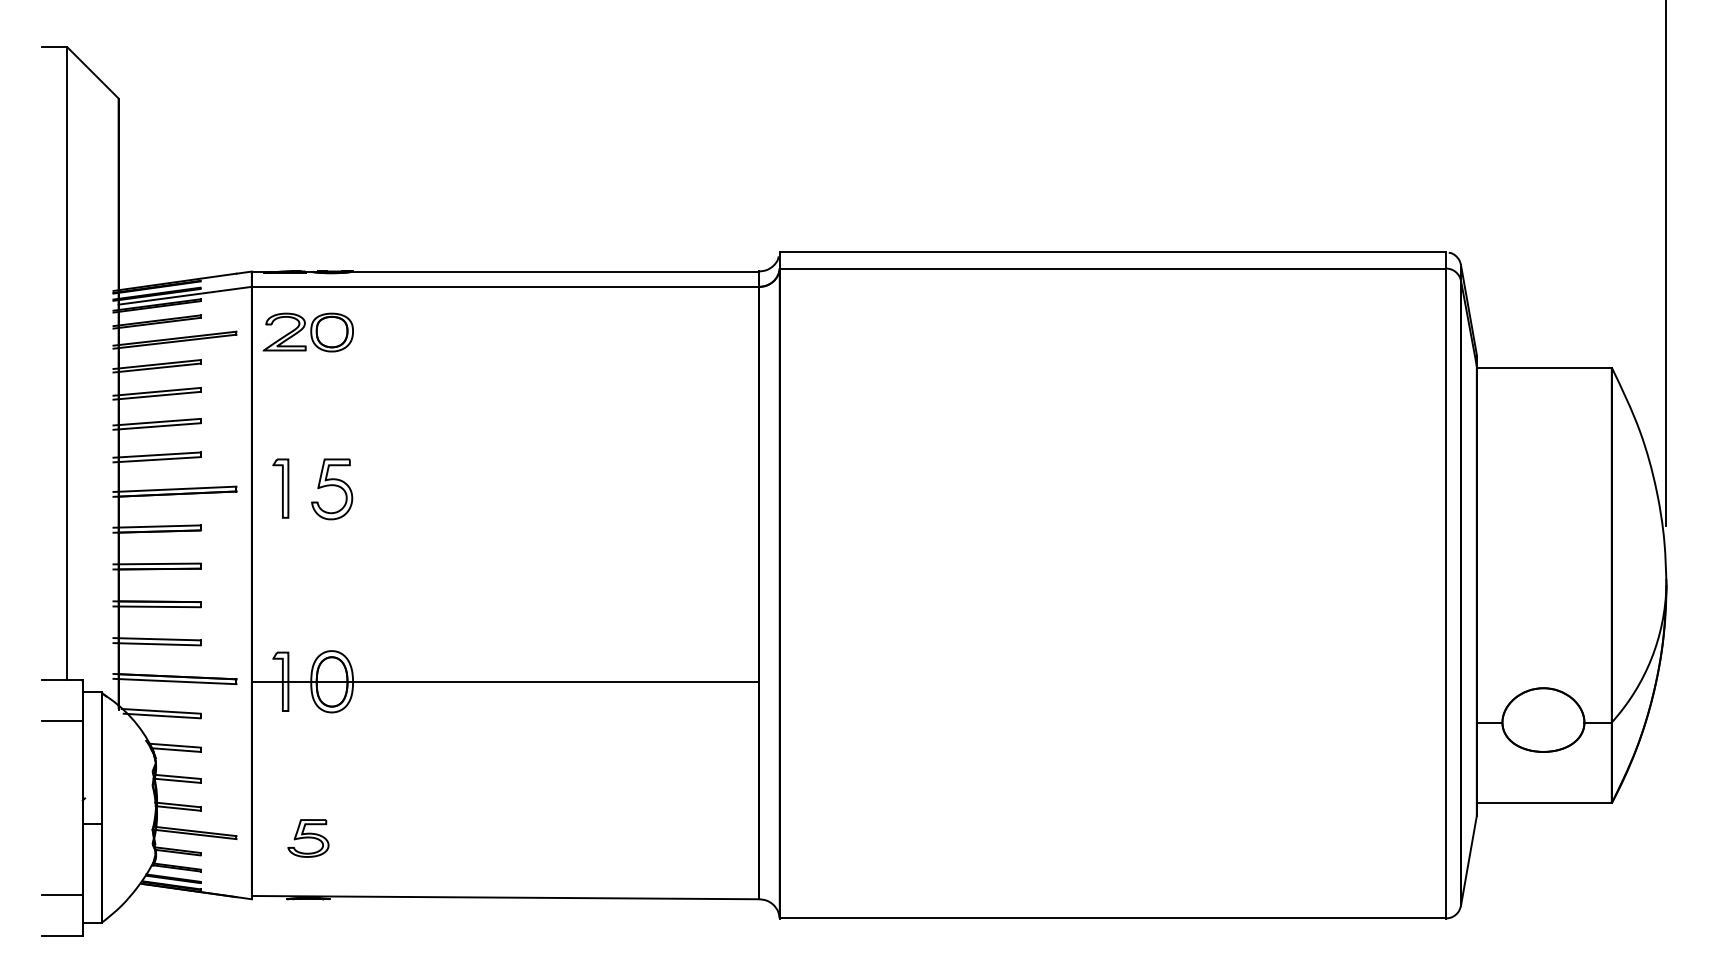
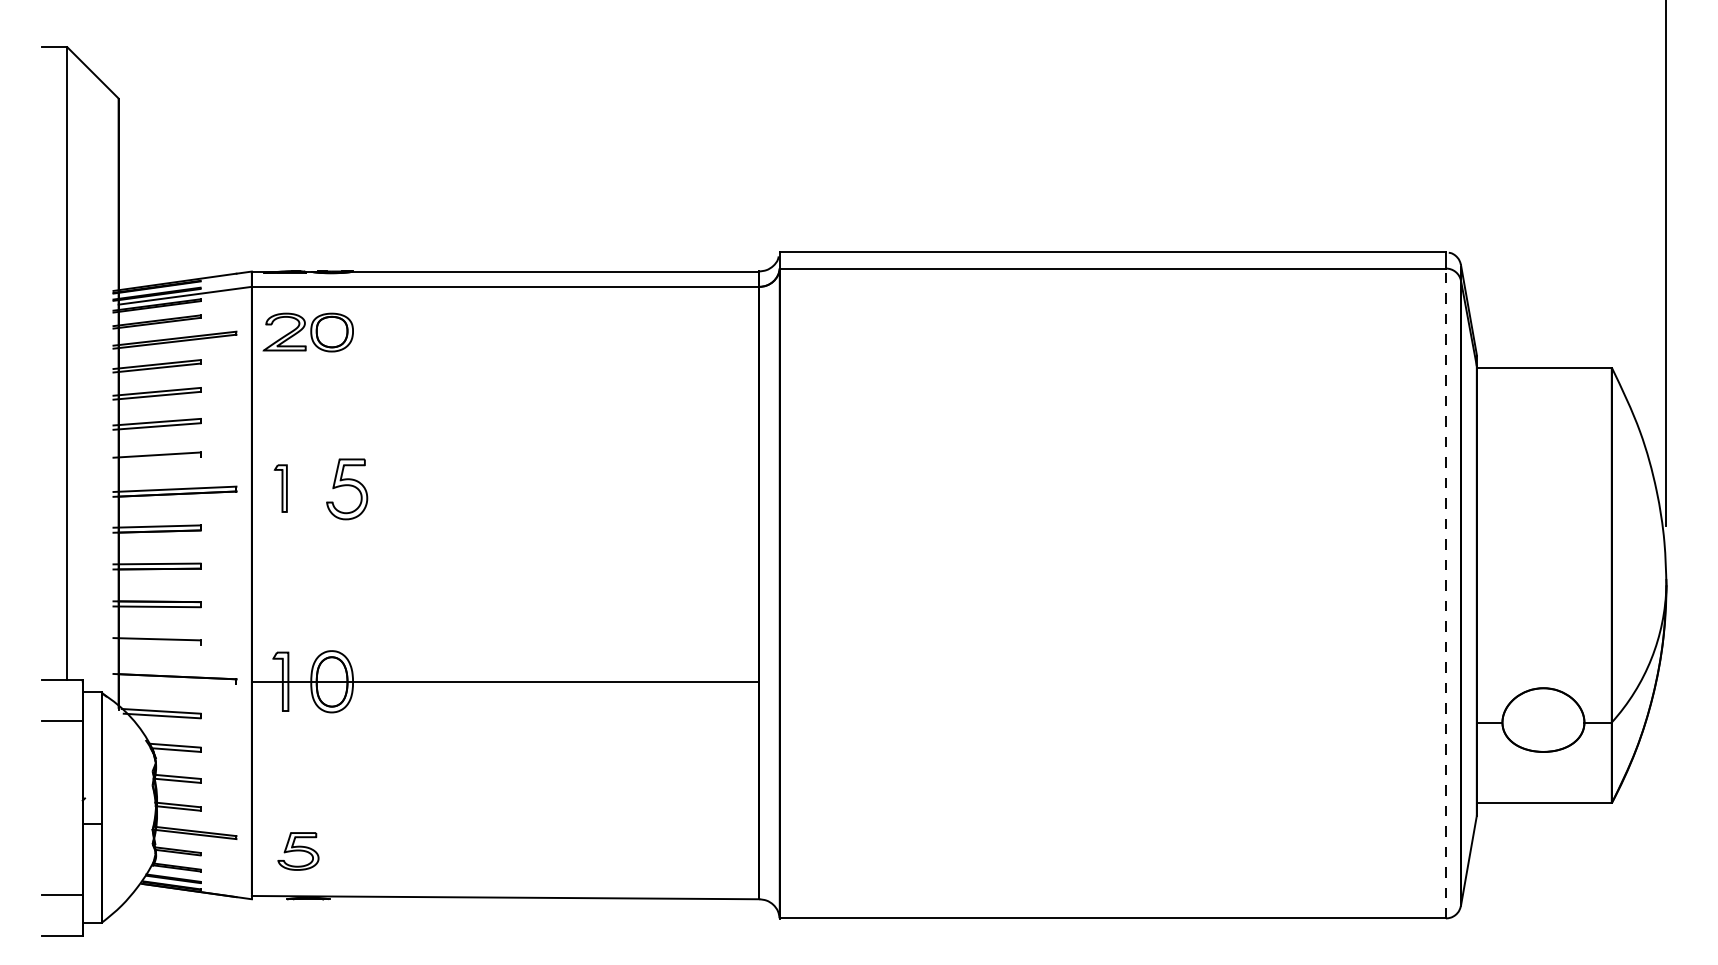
line: present -> none (156, 459)
part size: 18x61 px -> 15x49 px (280, 488)
part position: (332, 489) -> (347, 489) (347, 489)
line: solid -> dashed (1445, 593)
line: present -> none (156, 644)
line: present -> none (174, 681)
part position: (308, 838) -> (298, 851) (298, 851)
